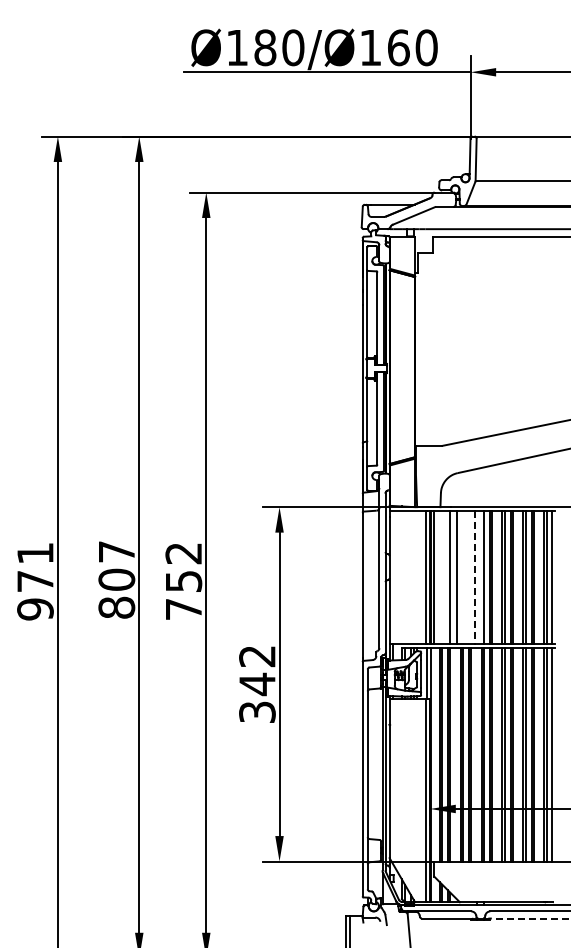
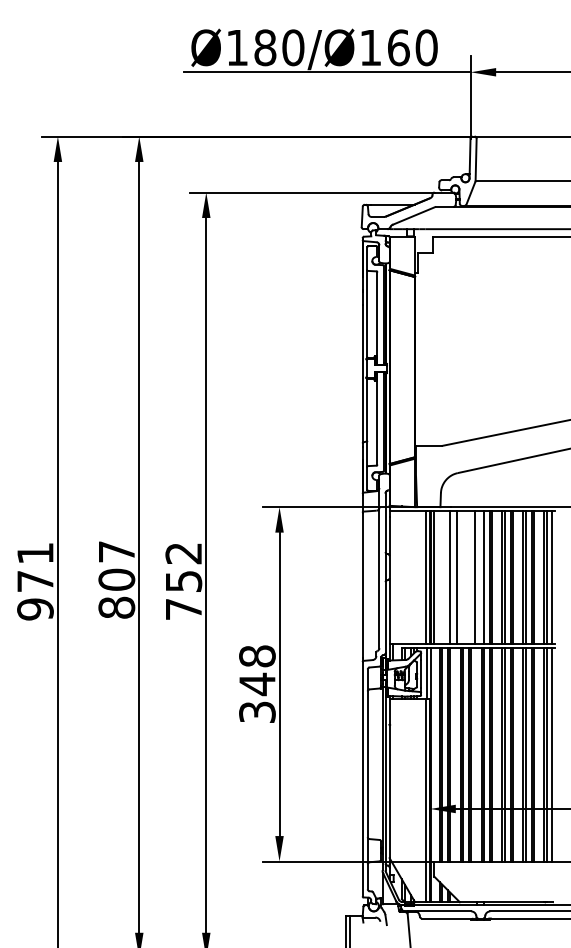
line: dashed -> solid (474, 577)
text: 342 -> 348 (257, 656)
line: dashed -> solid (530, 918)
